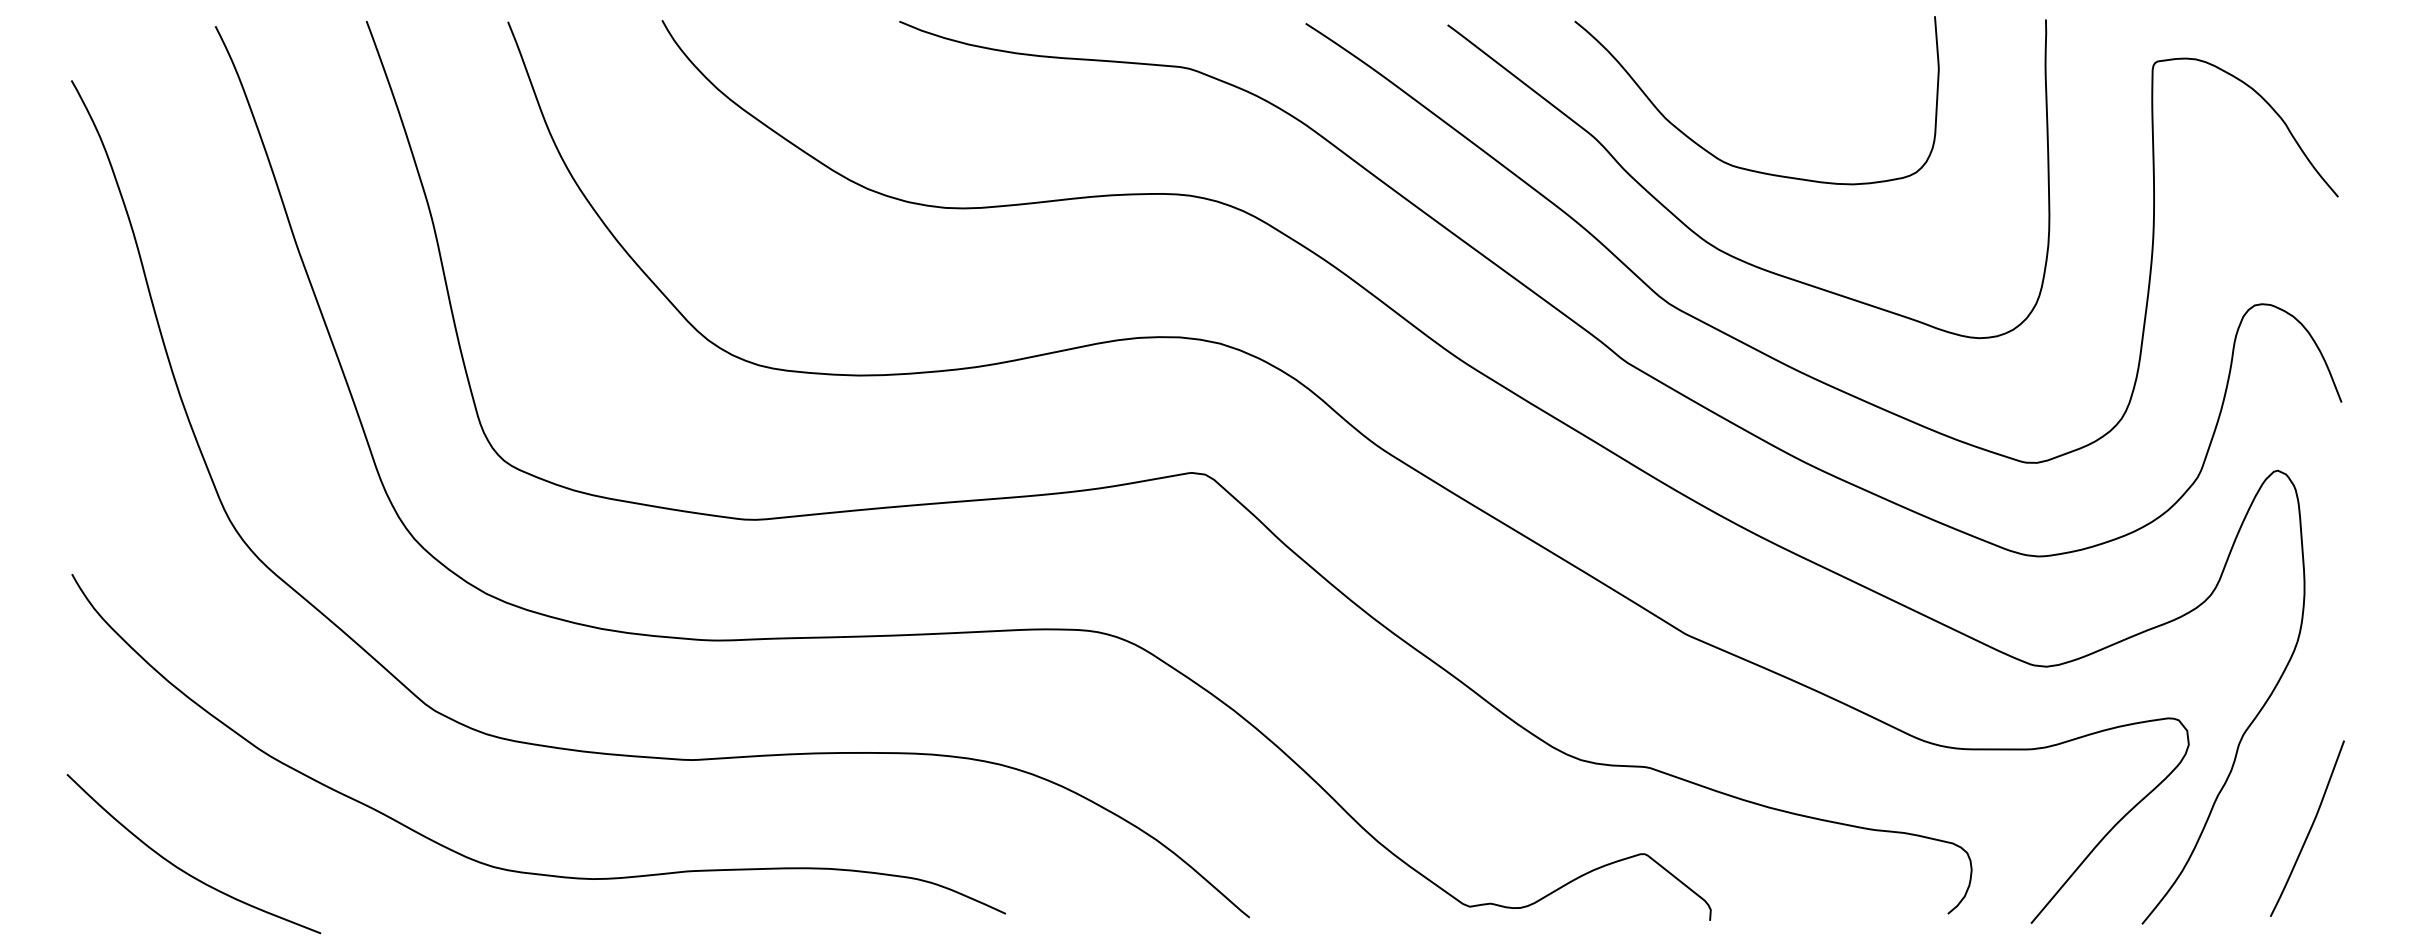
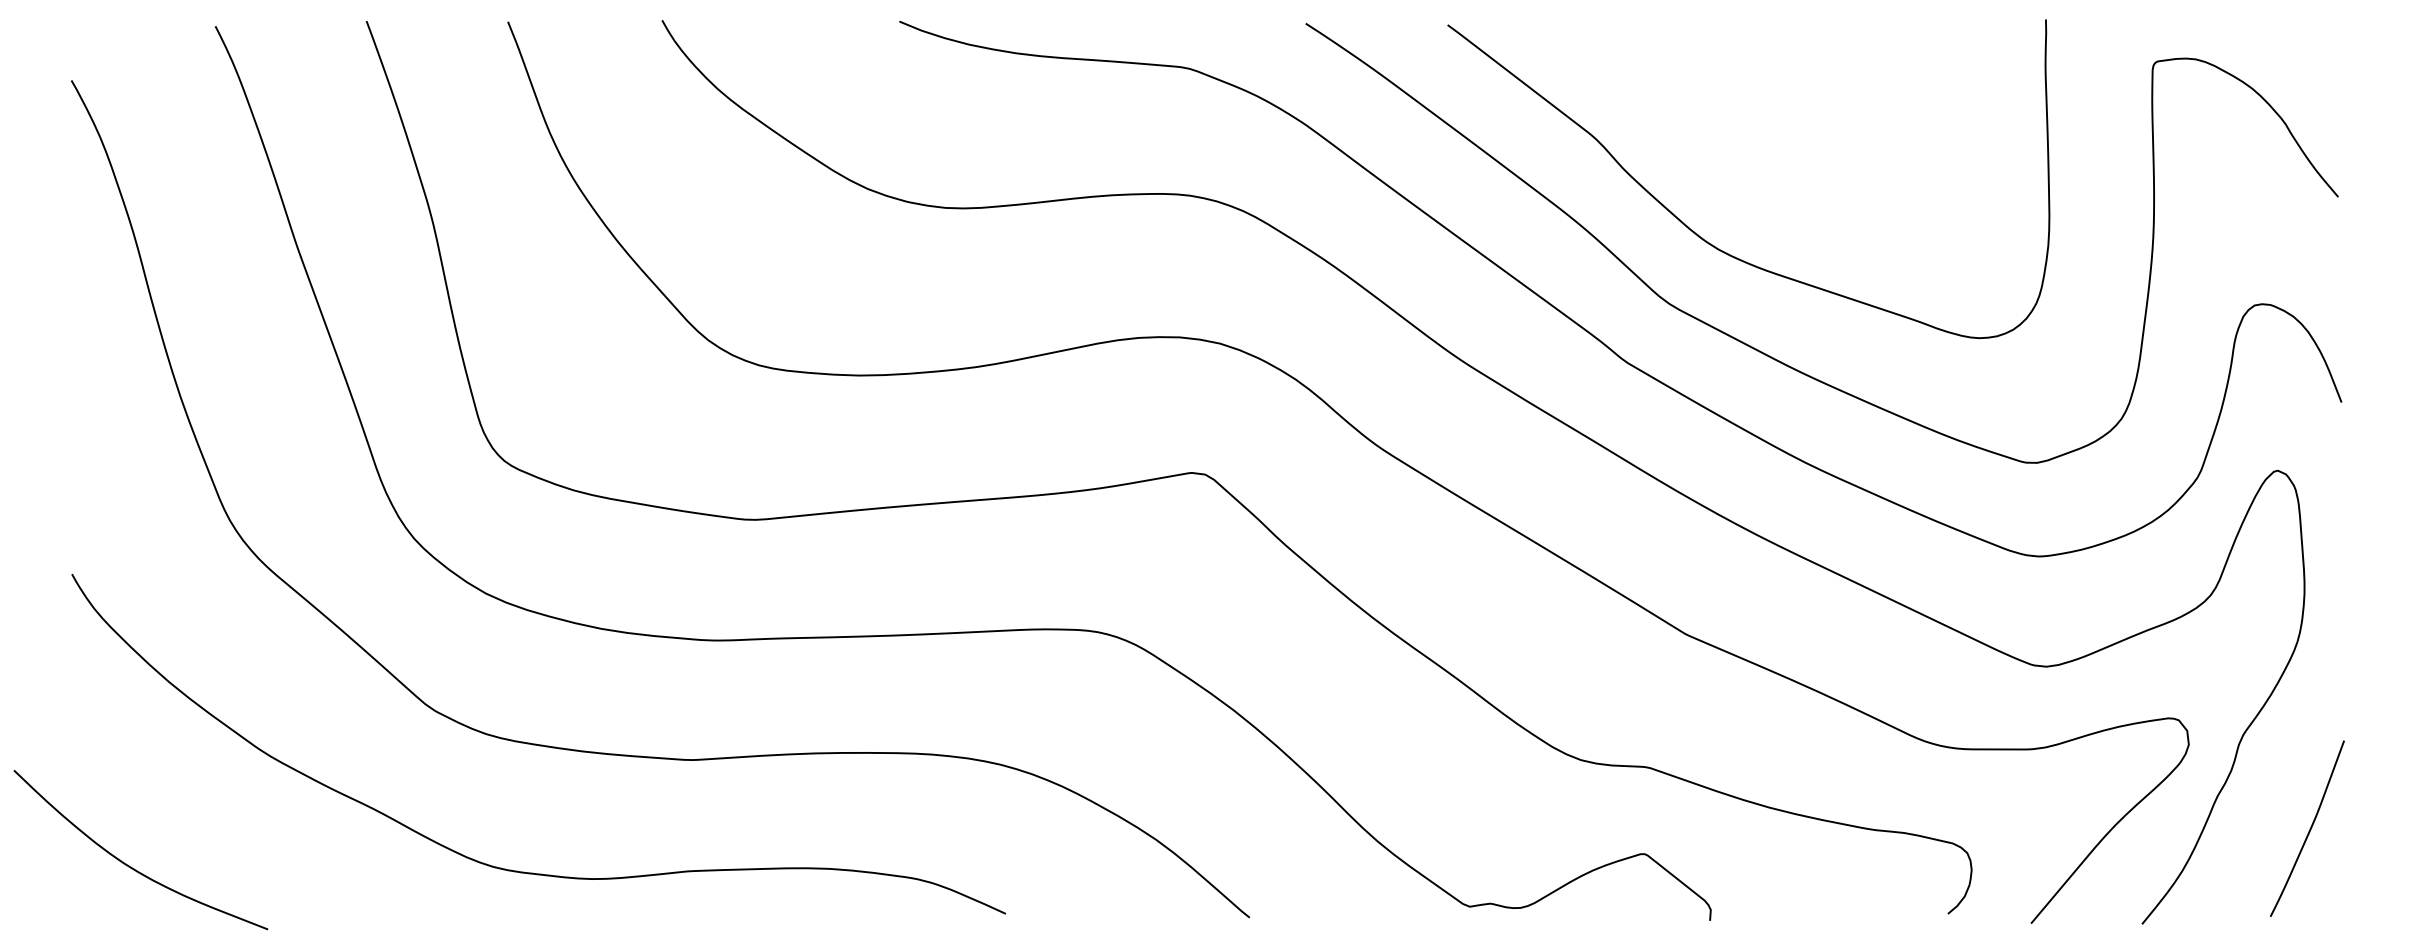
curve: present -> none (1730, 163)
curve position: (184, 870) -> (131, 866) (131, 866)
